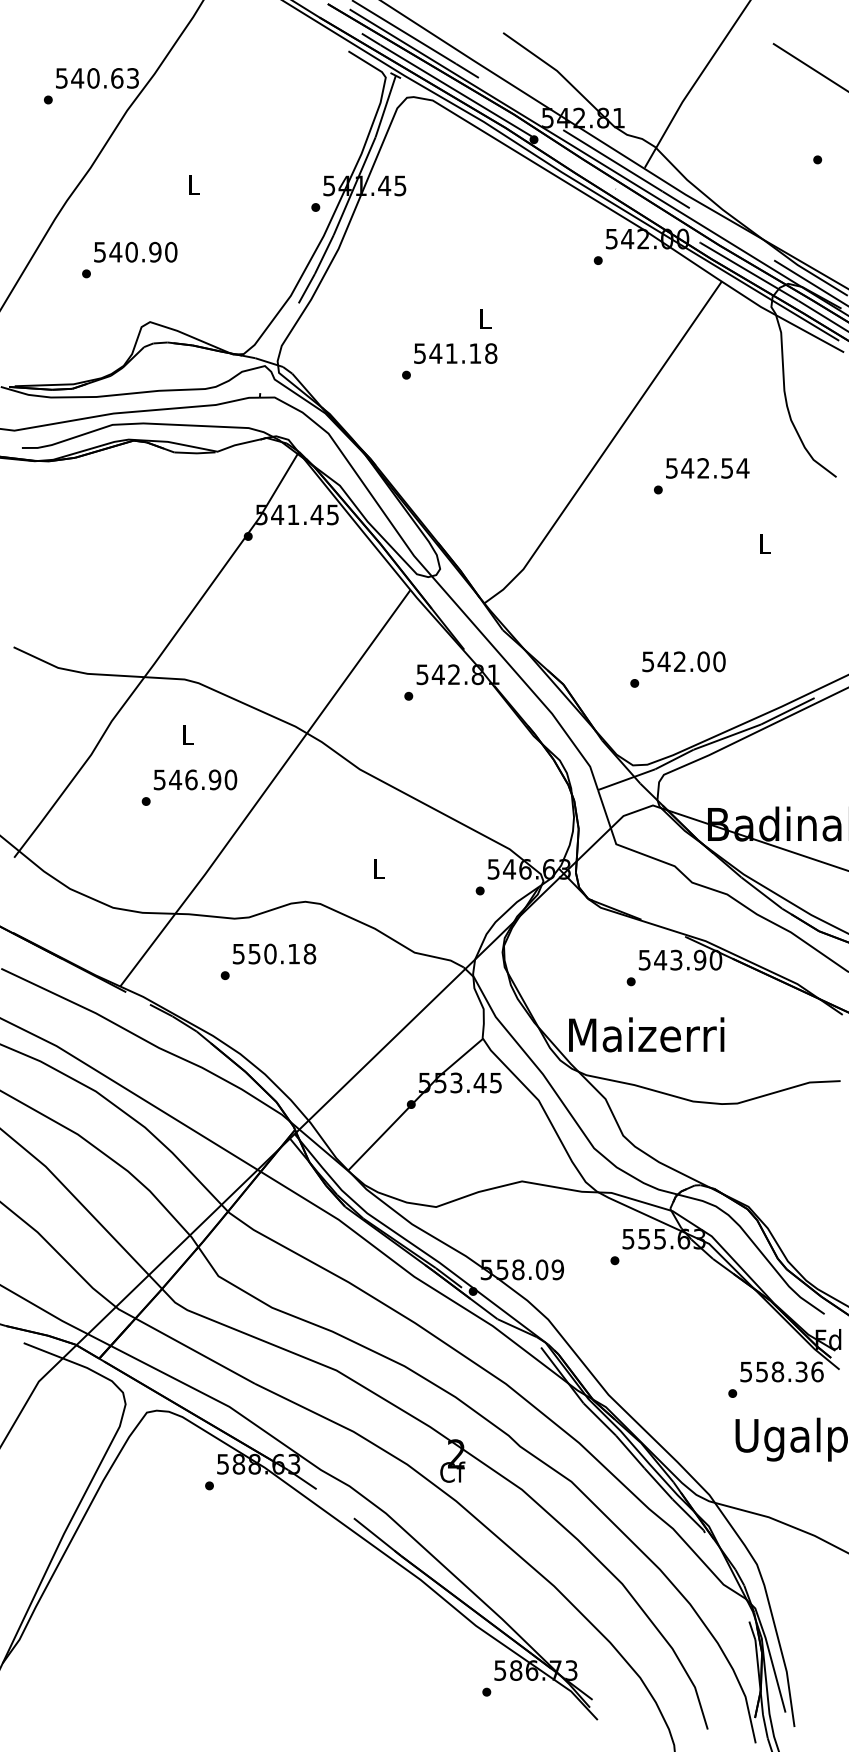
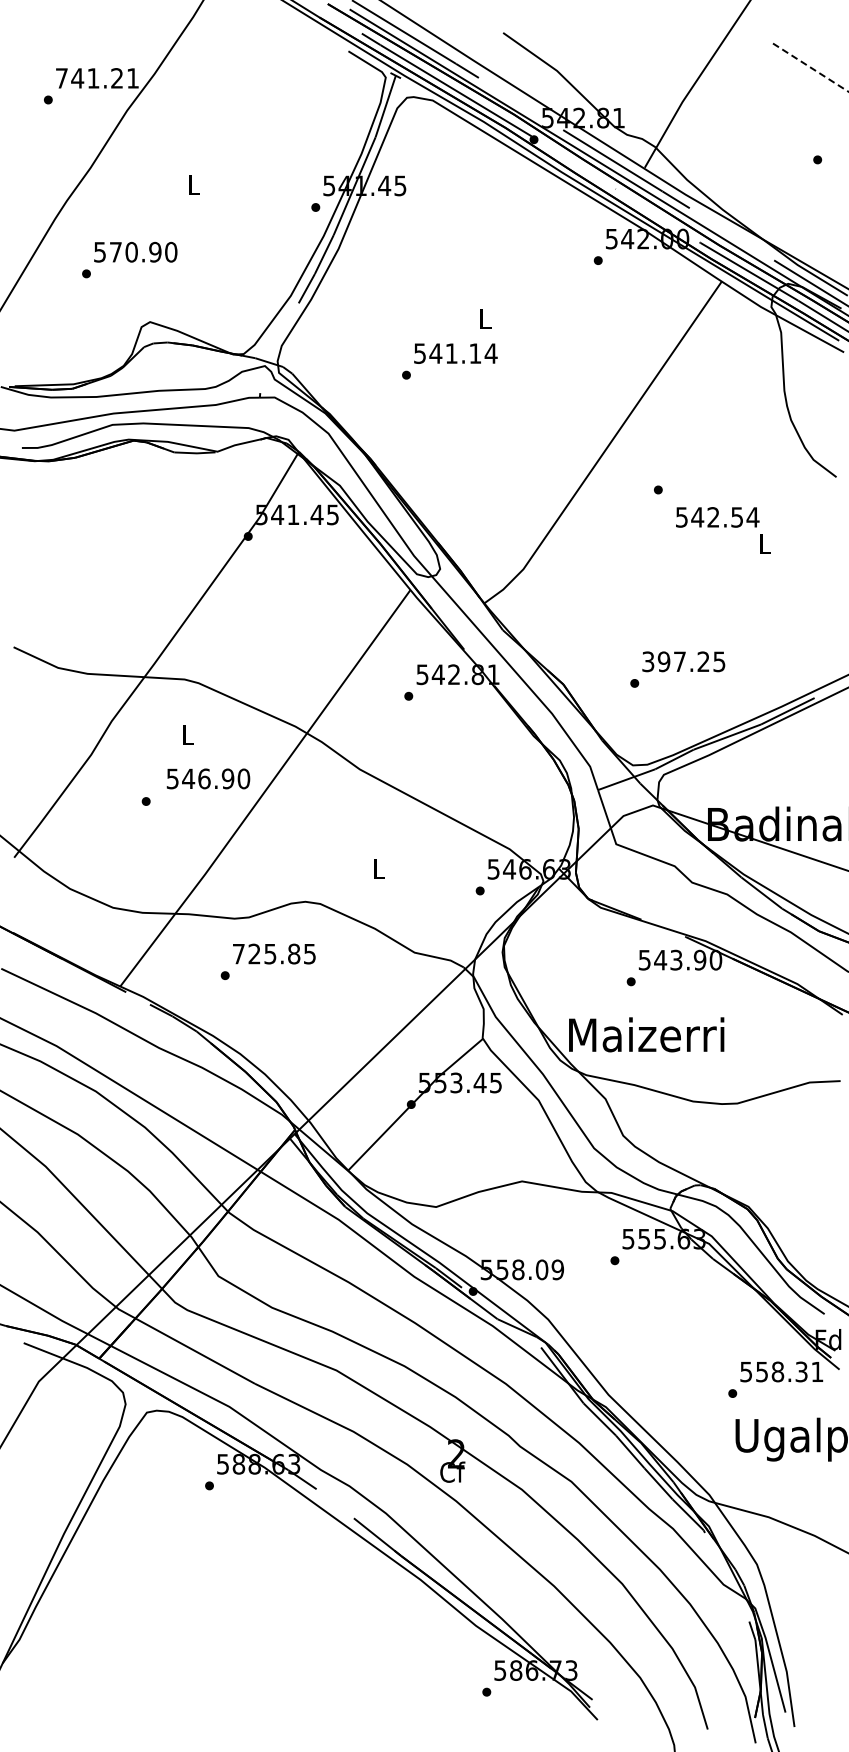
line: solid -> dashed (810, 67)
text: 540.63 -> 741.21 (97, 78)
text: 540.90 -> 570.90 (115, 252)
text: 541.18 -> 541.14 (490, 353)
text position: (707, 468) -> (717, 517) (717, 517)
text: 542.00 -> 397.25 (684, 661)
text position: (195, 779) -> (208, 778) (208, 778)
text: 550.18 -> 725.85 (274, 953)
text: 558.36 -> 558.31 (817, 1371)
